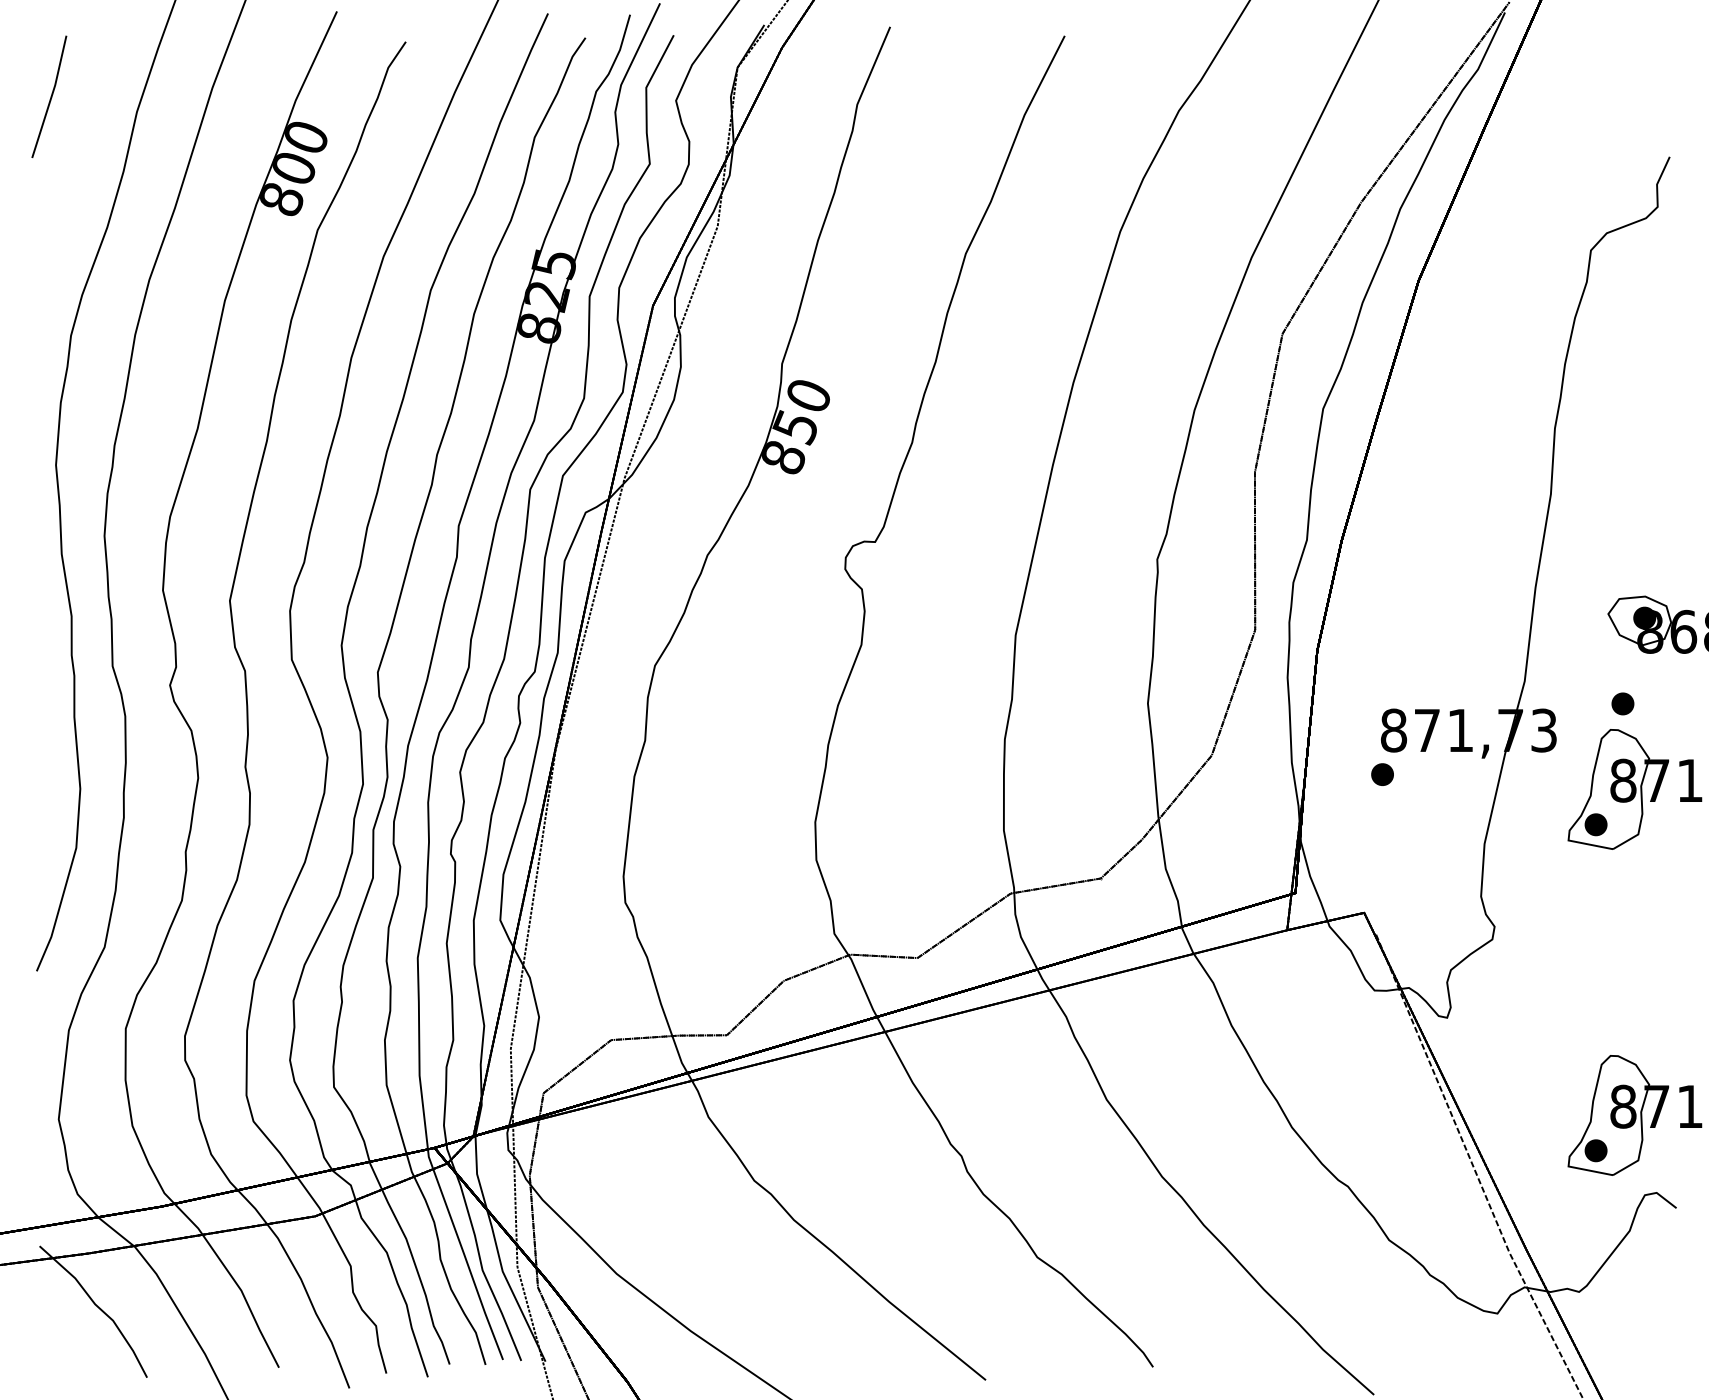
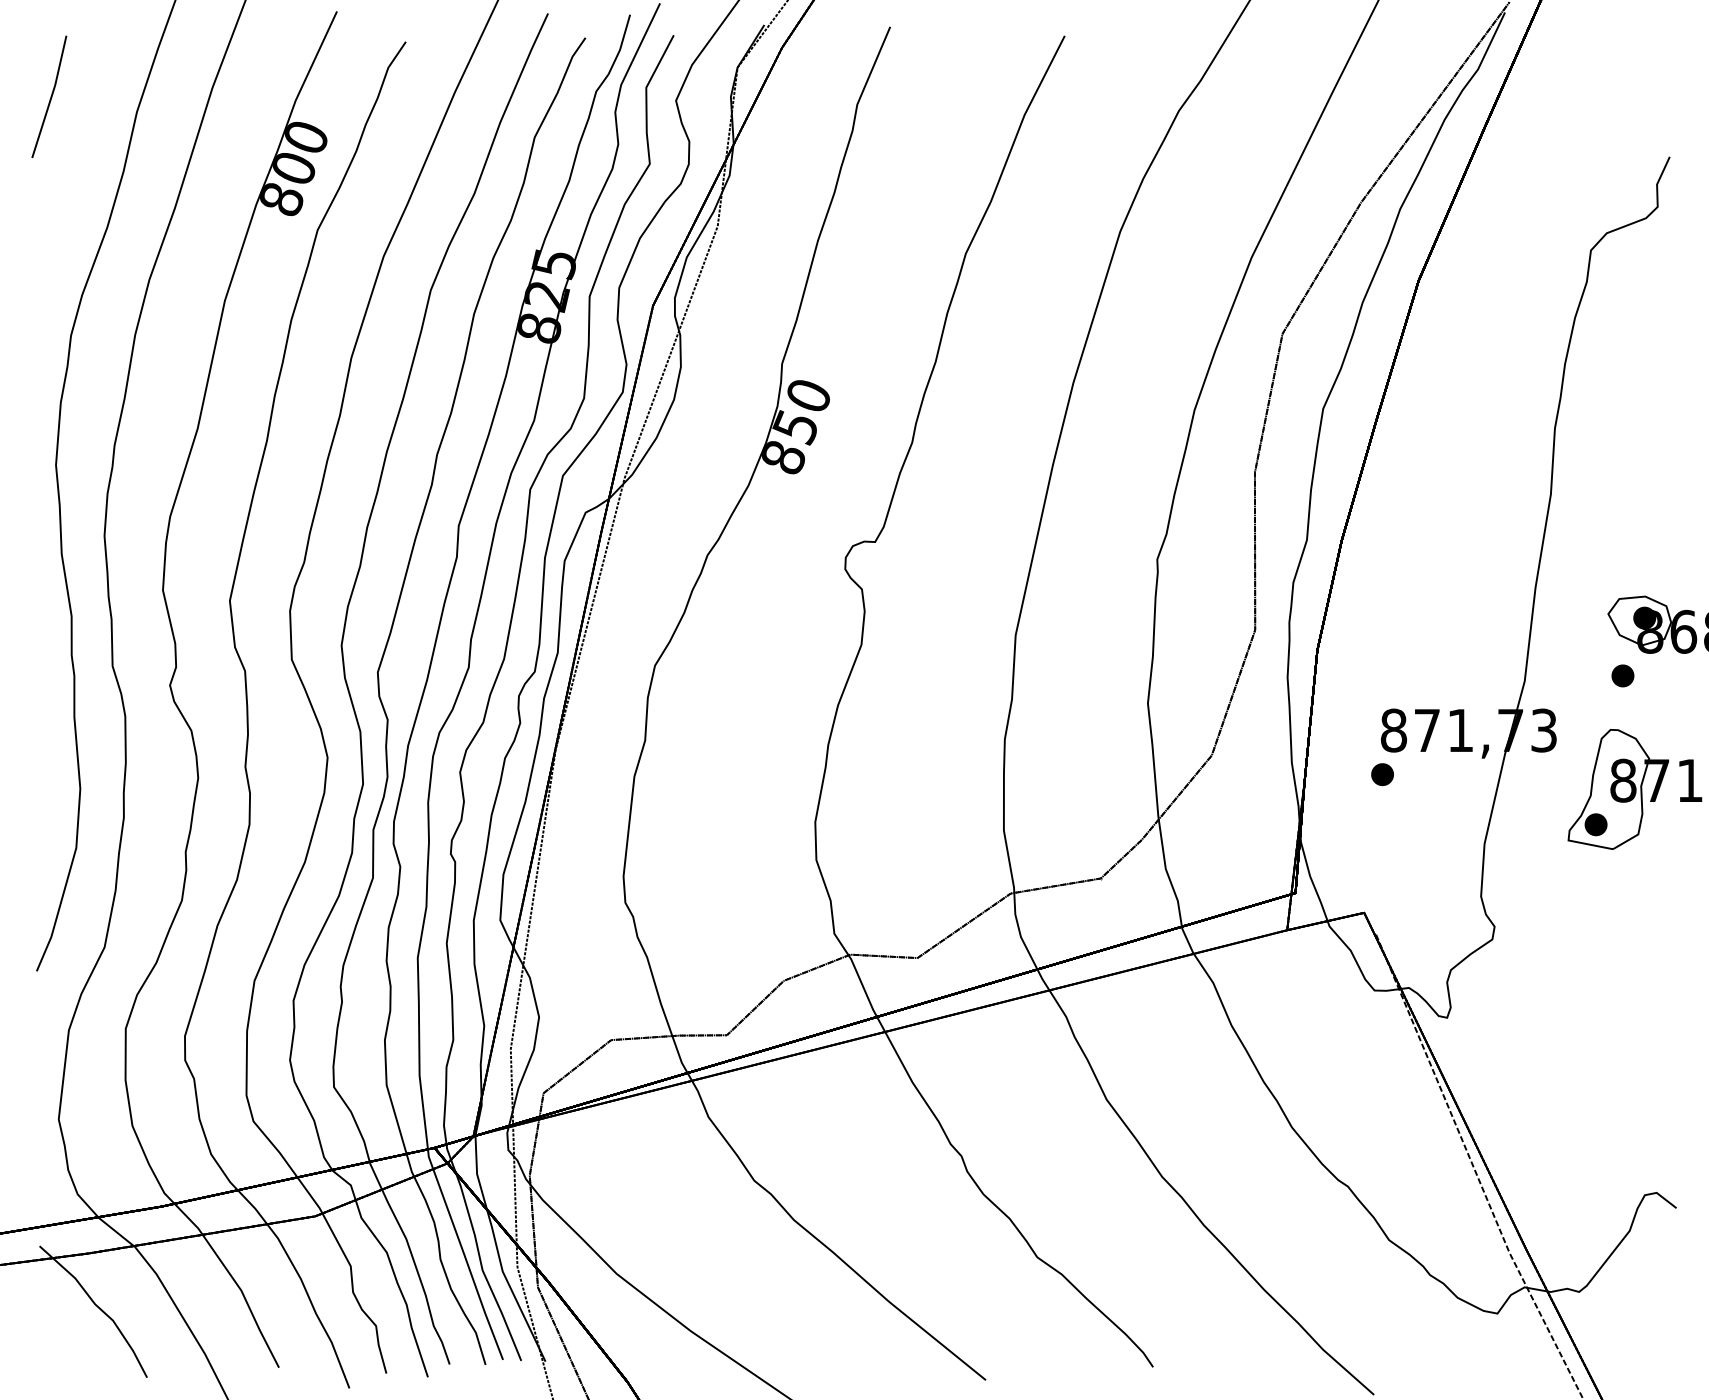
part position: (1622, 703) -> (1622, 675) (1622, 675)
part: present -> none (1634, 1115)
